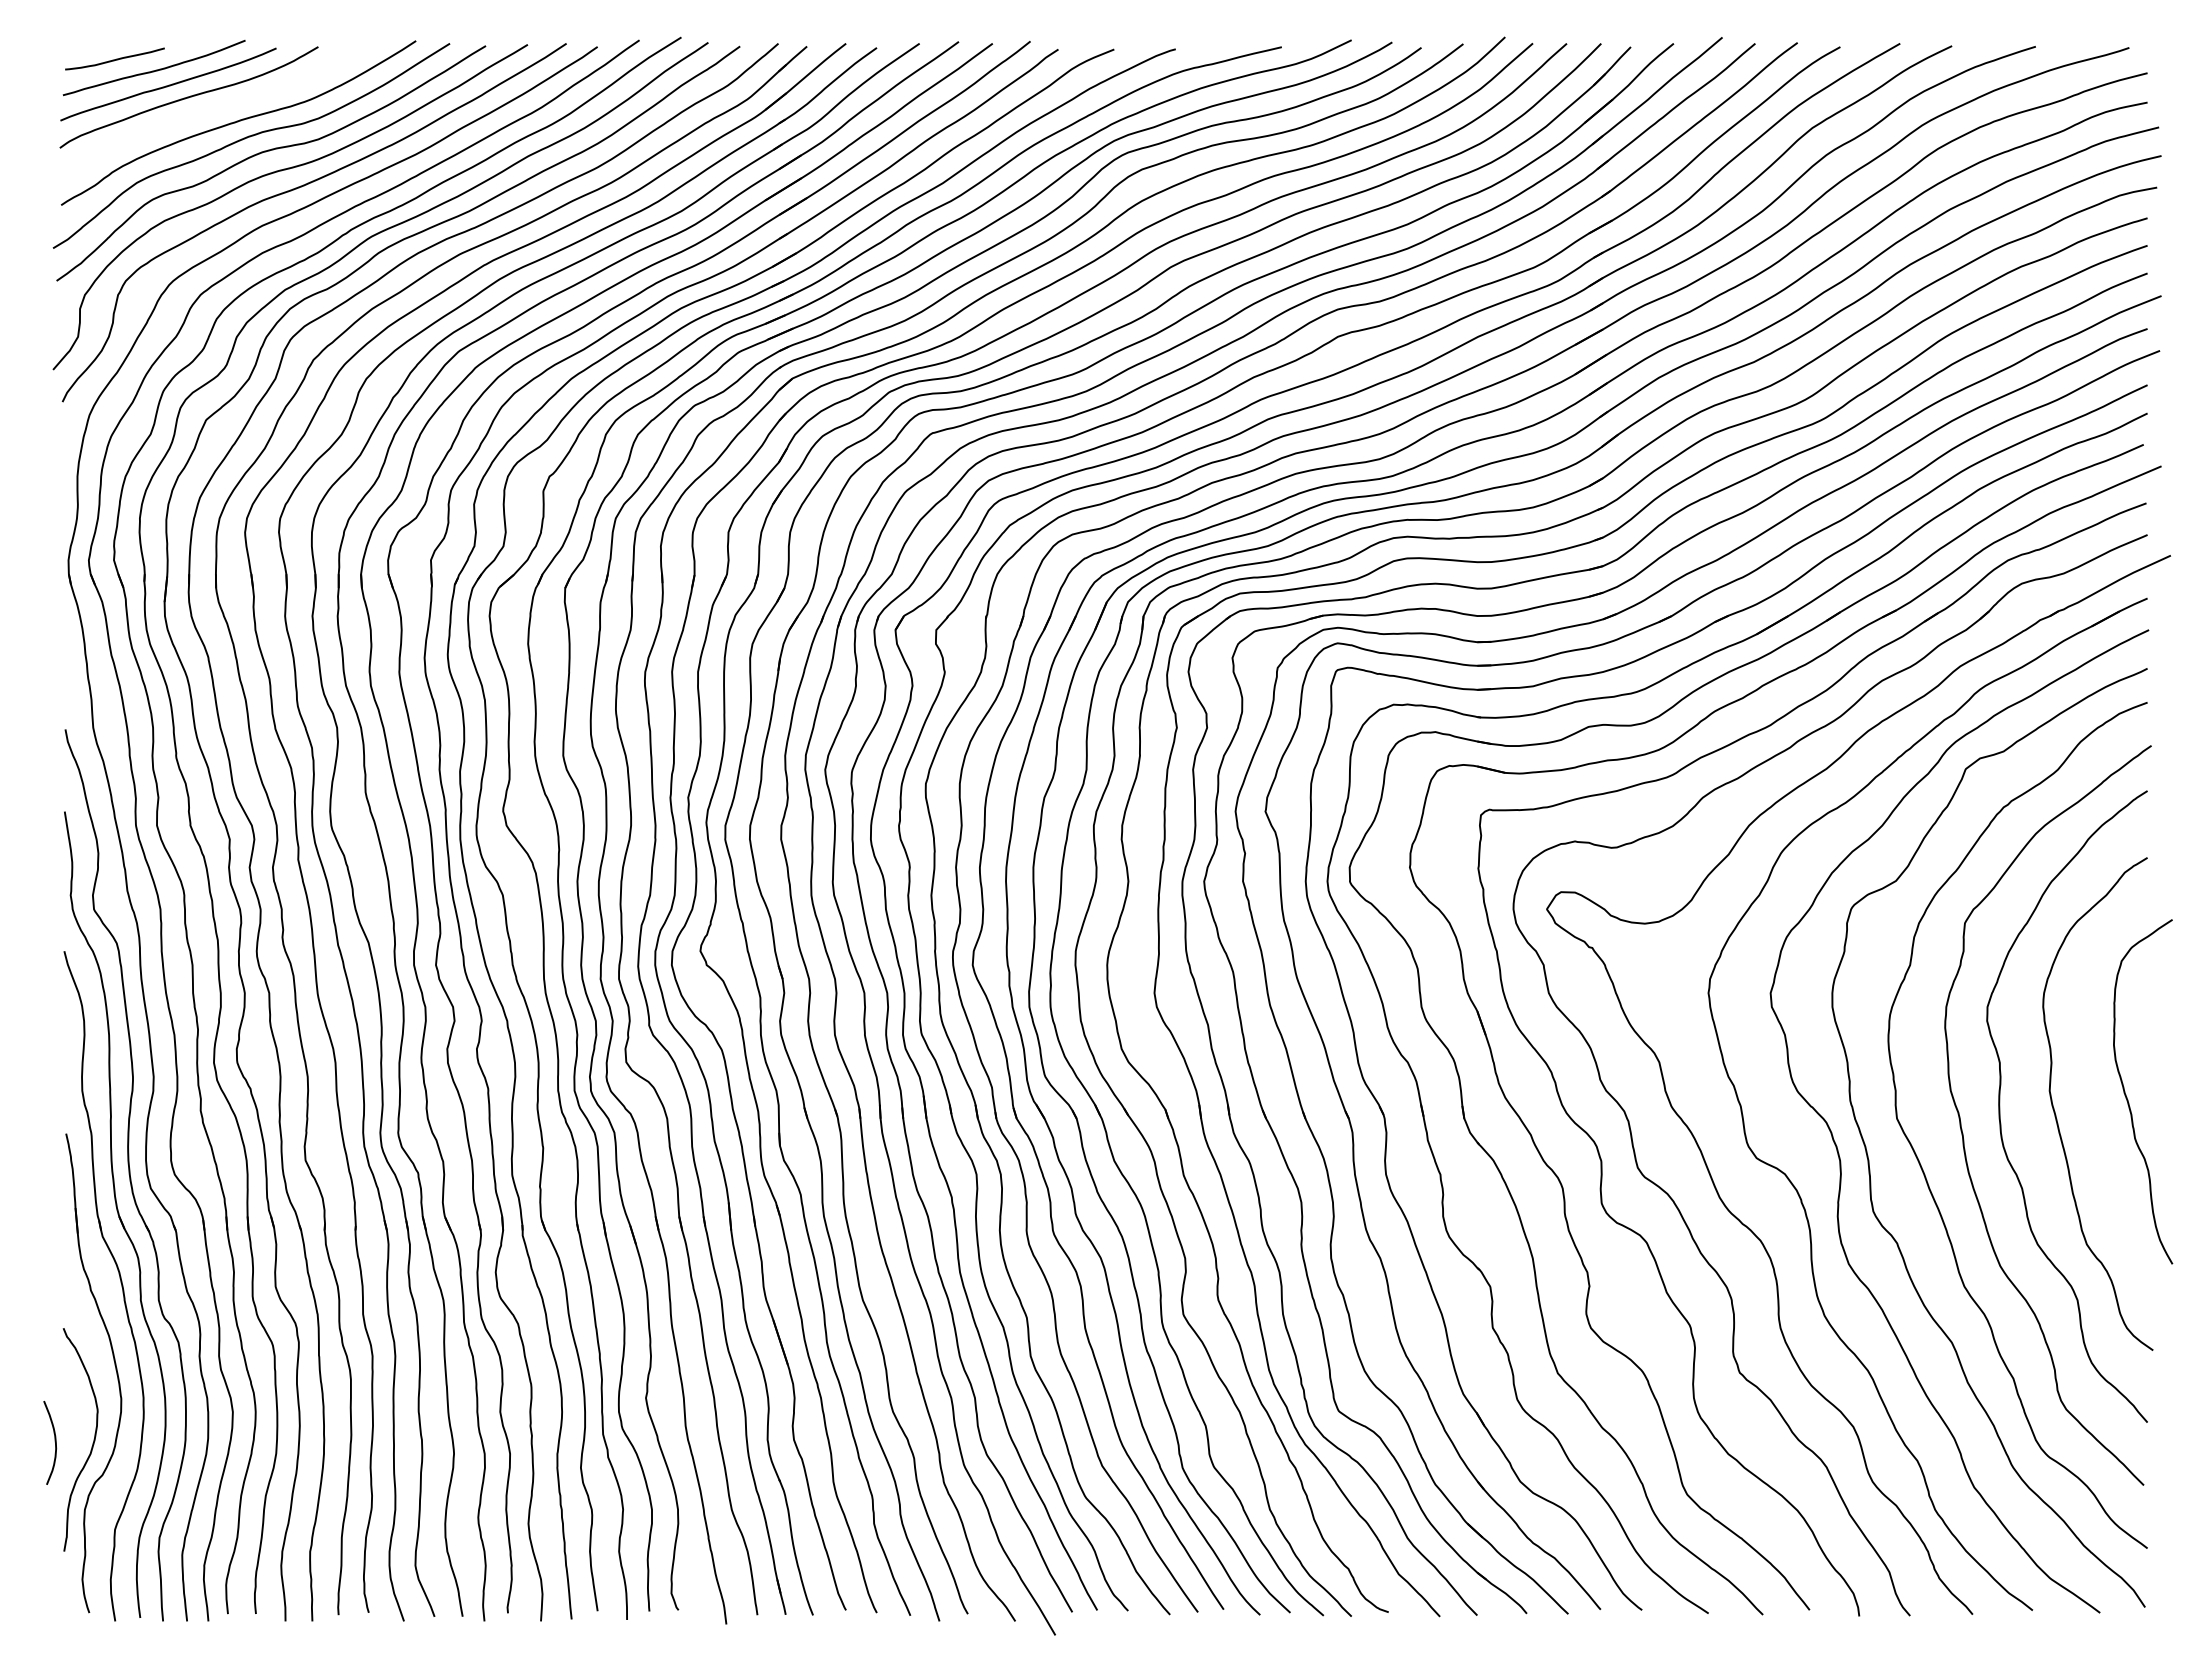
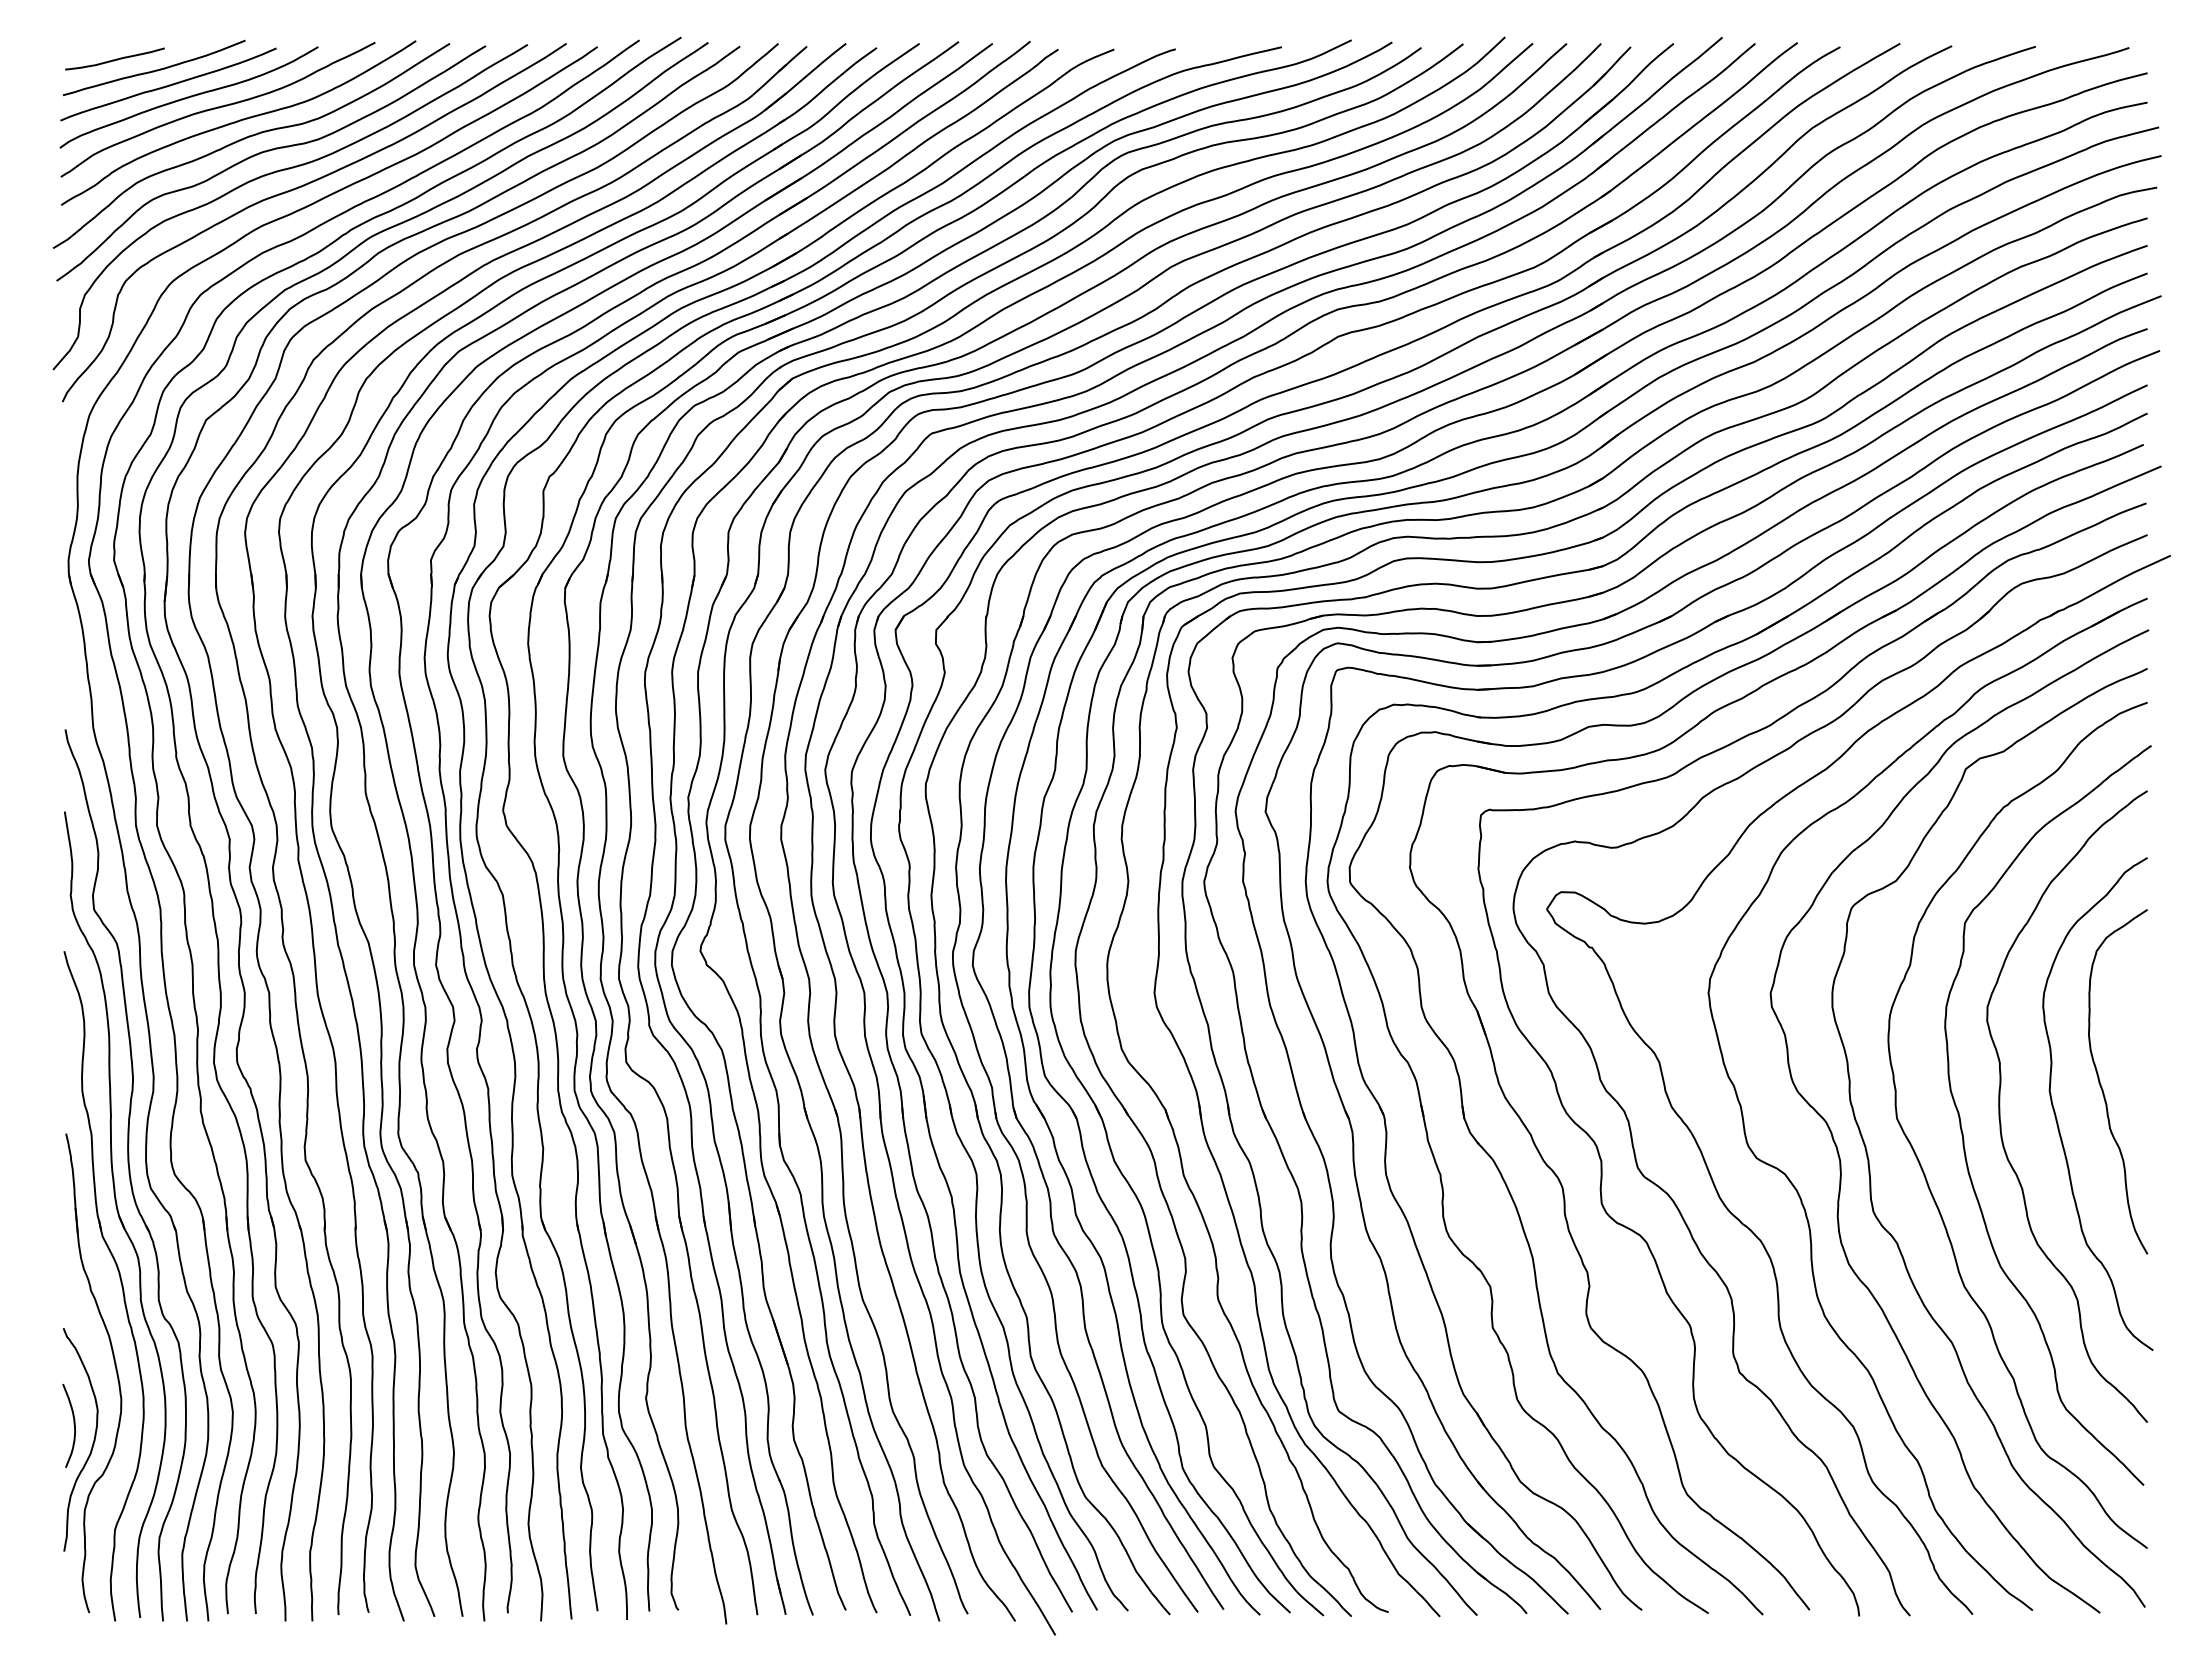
curve: none -> present (217, 108)
curve position: (2128, 1099) -> (2103, 1089) (2103, 1089)
curve position: (54, 1441) -> (73, 1424) (73, 1424)
